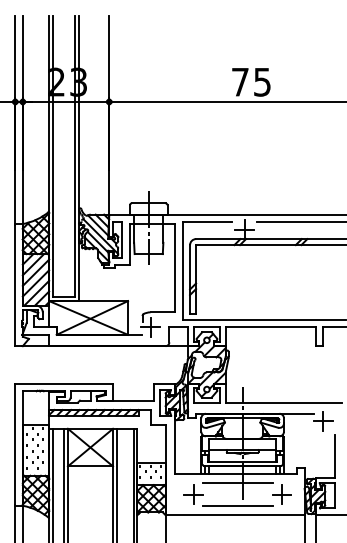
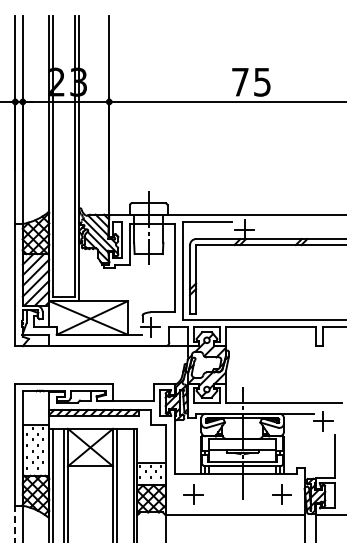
line: present -> none (300, 222)
line: present -> none (237, 483)
line: present -> none (237, 505)
line: solid -> dashed (15, 523)
